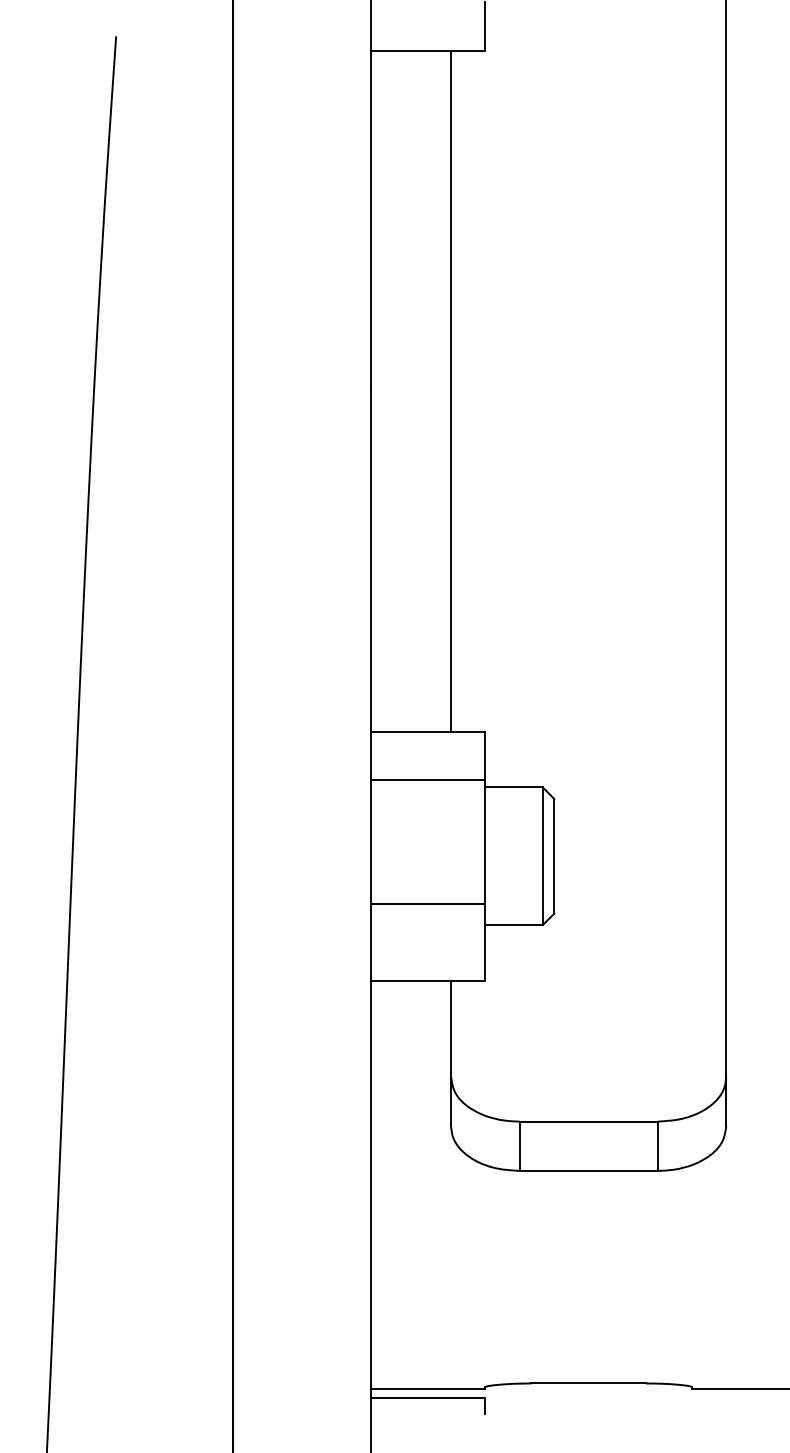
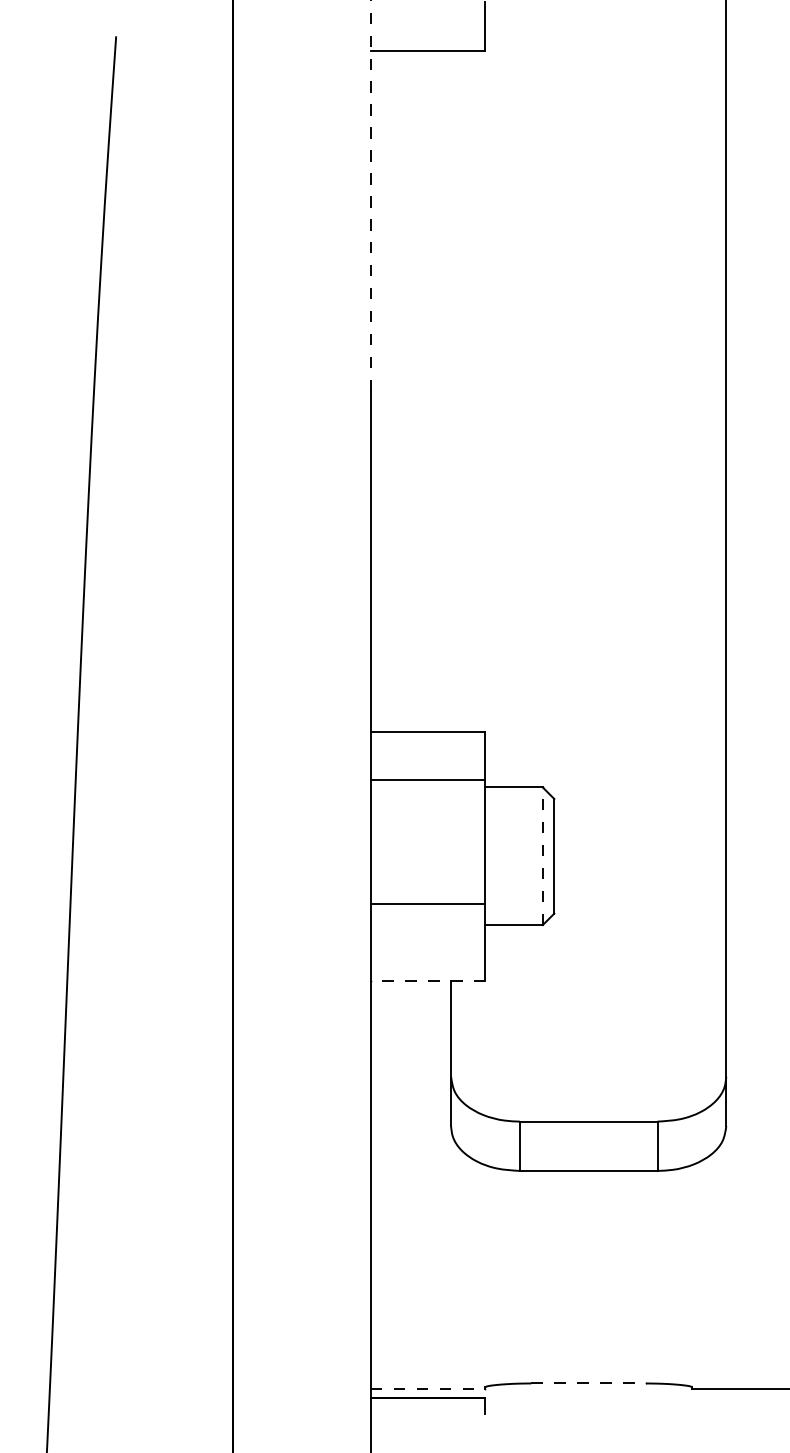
line: solid -> dashed (370, 195)
line: present -> none (451, 390)
line: solid -> dashed (542, 856)
line: solid -> dashed (427, 981)
line: solid -> dashed (589, 1383)
line: solid -> dashed (428, 1388)
